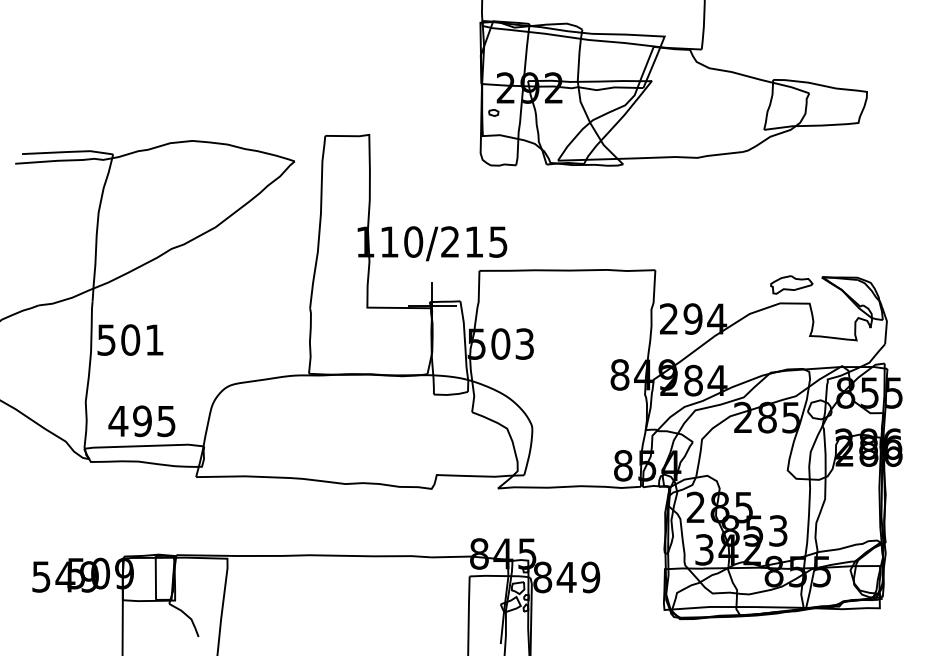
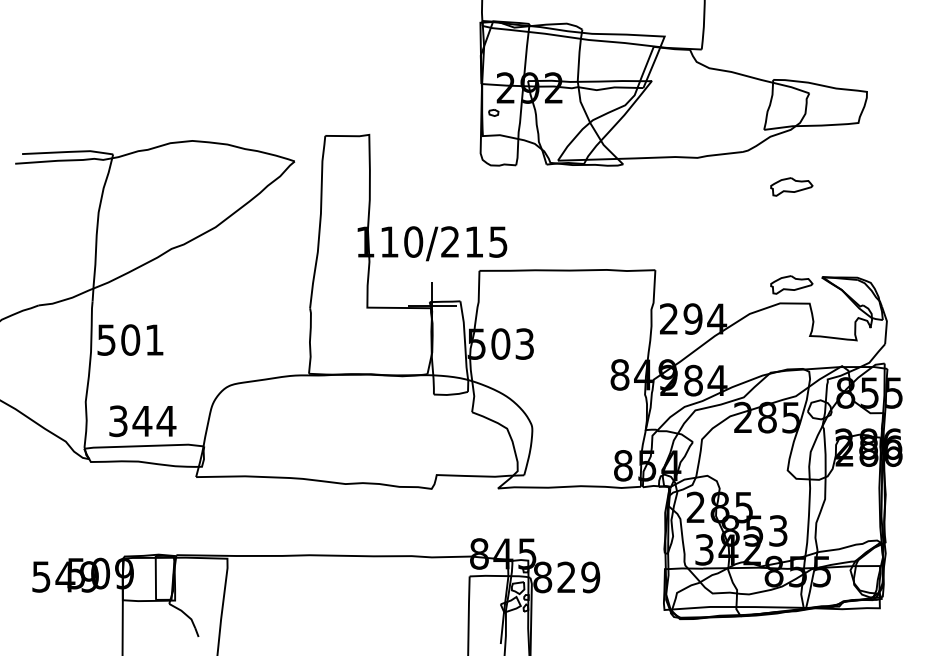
part: none -> present (791, 186)
text: 495 -> 344 (142, 421)
text: 849 -> 829 (566, 576)
